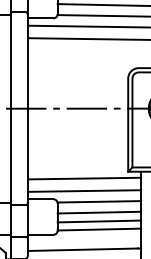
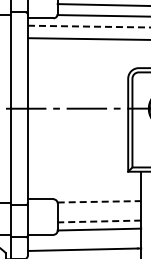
line: solid -> dashed (89, 26)
line: present -> none (84, 178)
line: present -> none (84, 190)
line: solid -> dashed (99, 201)
line: present -> none (99, 212)
line: solid -> dashed (99, 221)
